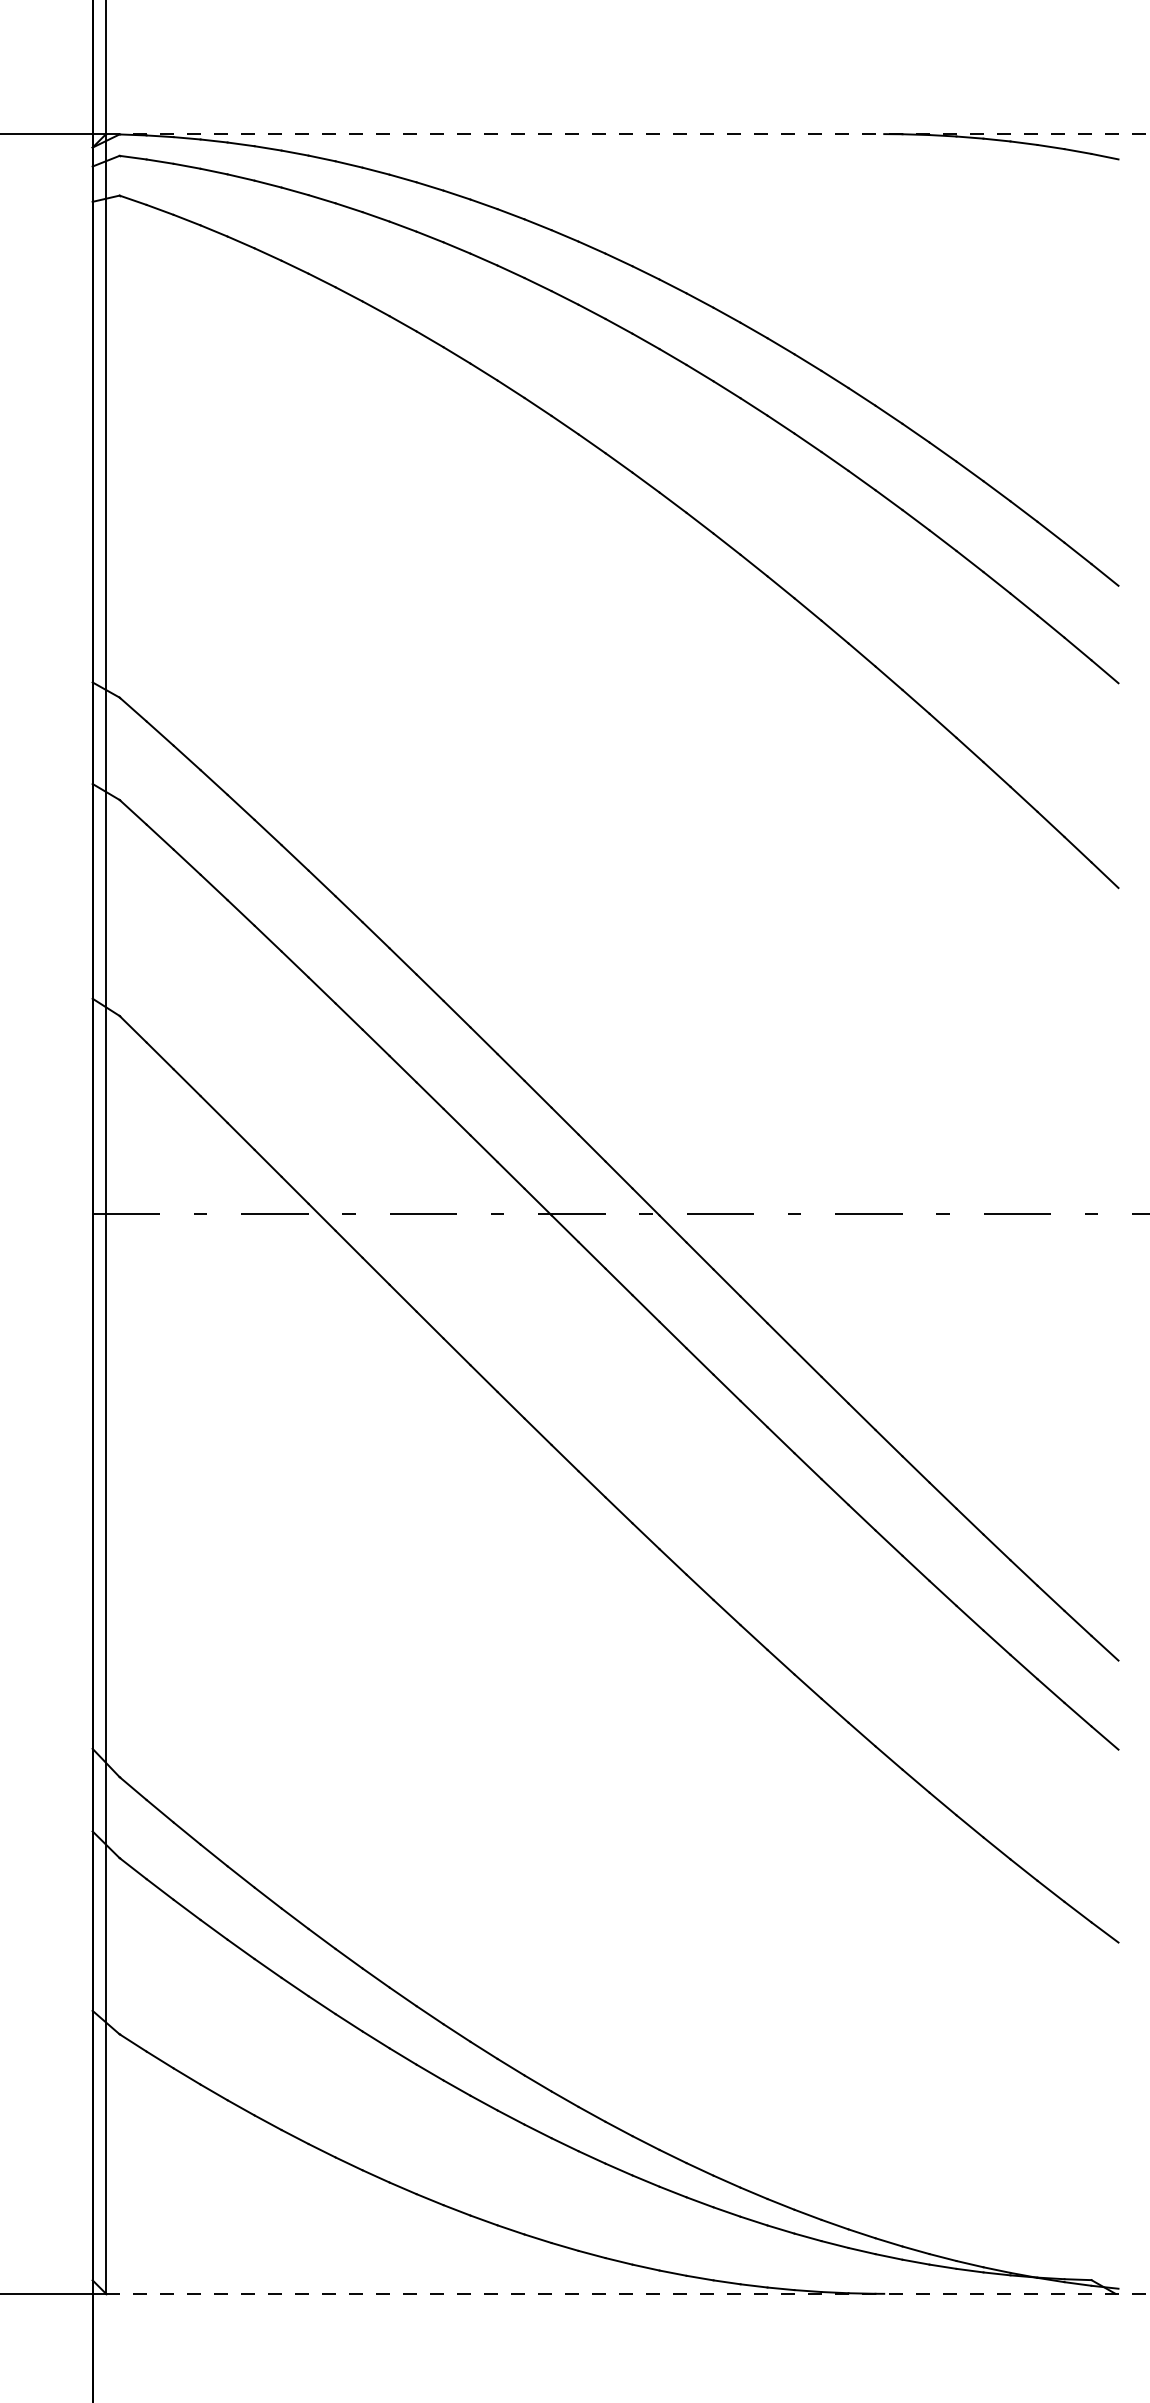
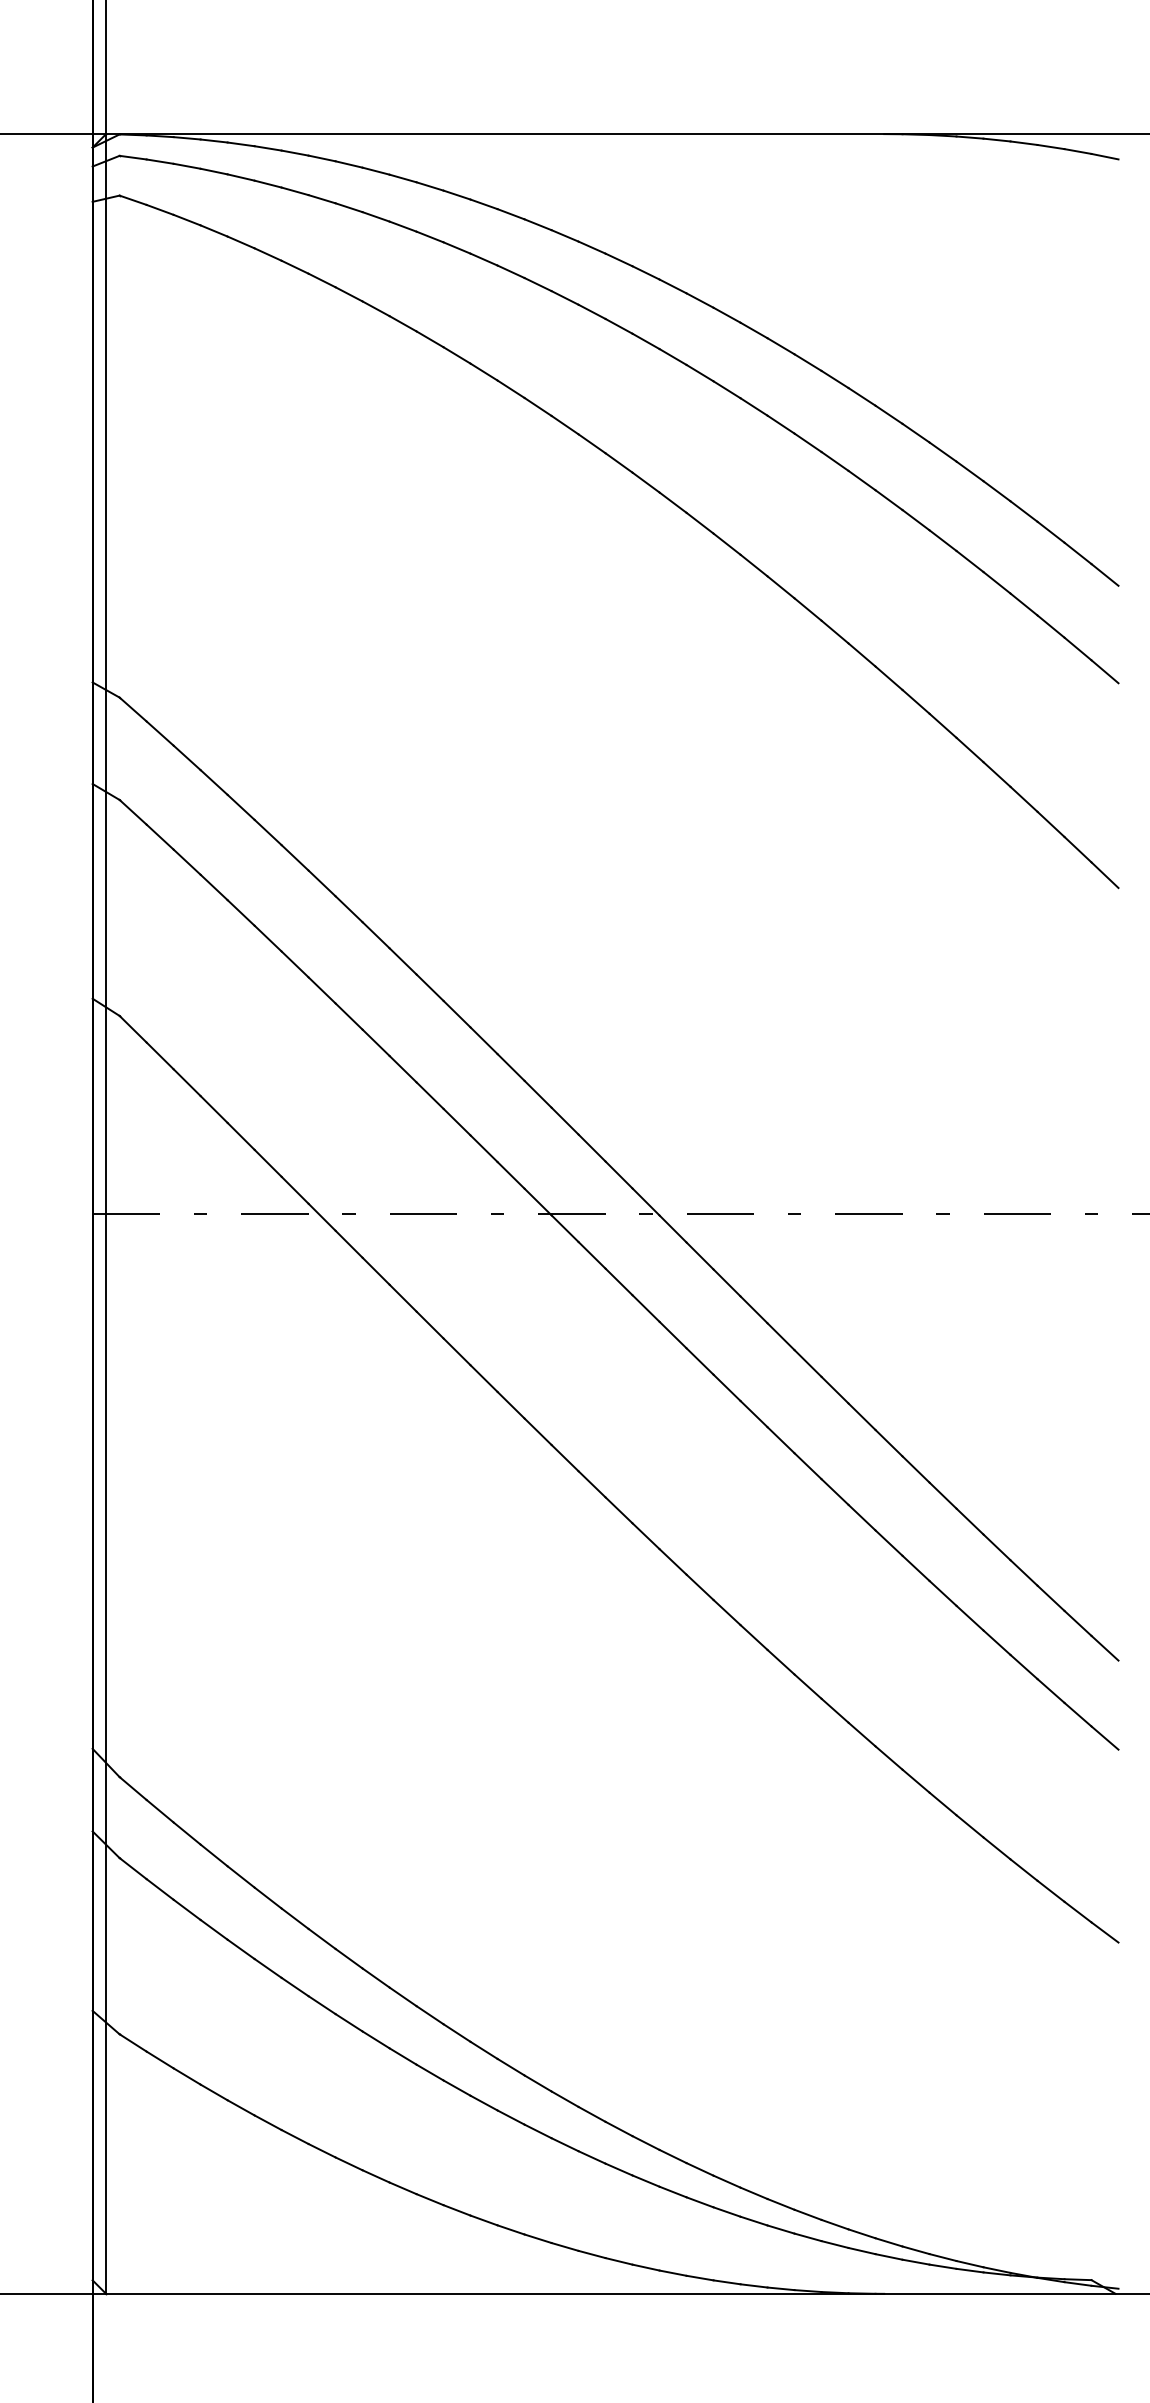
line: dashed -> solid (628, 134)
line: dashed -> solid (628, 2293)
